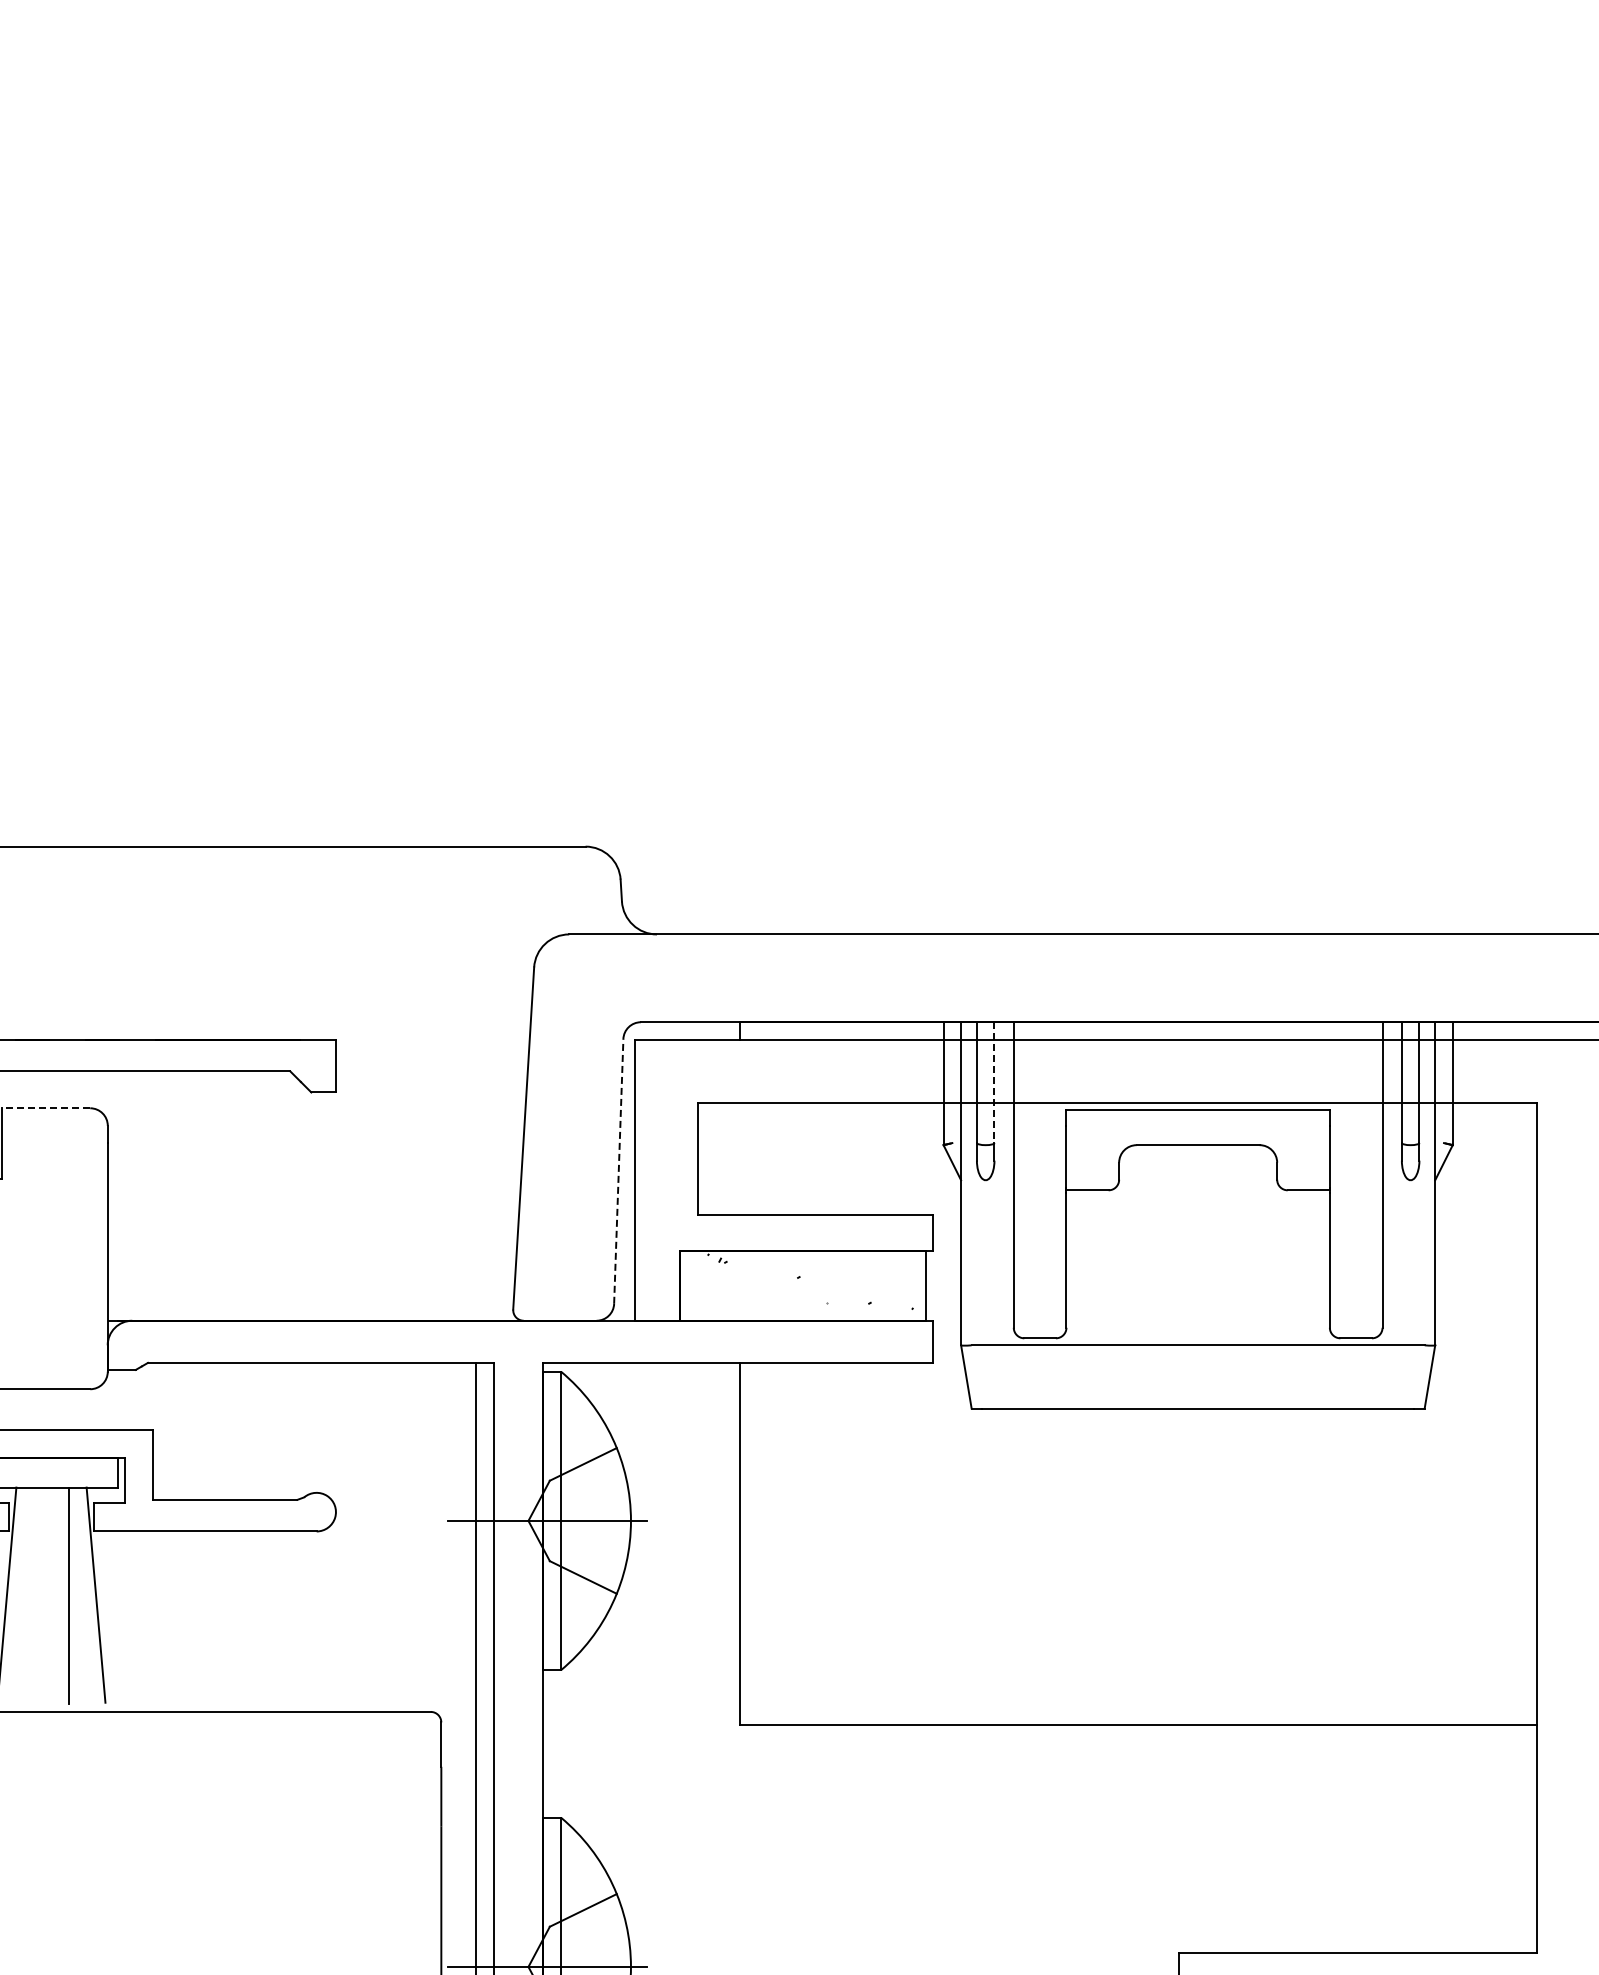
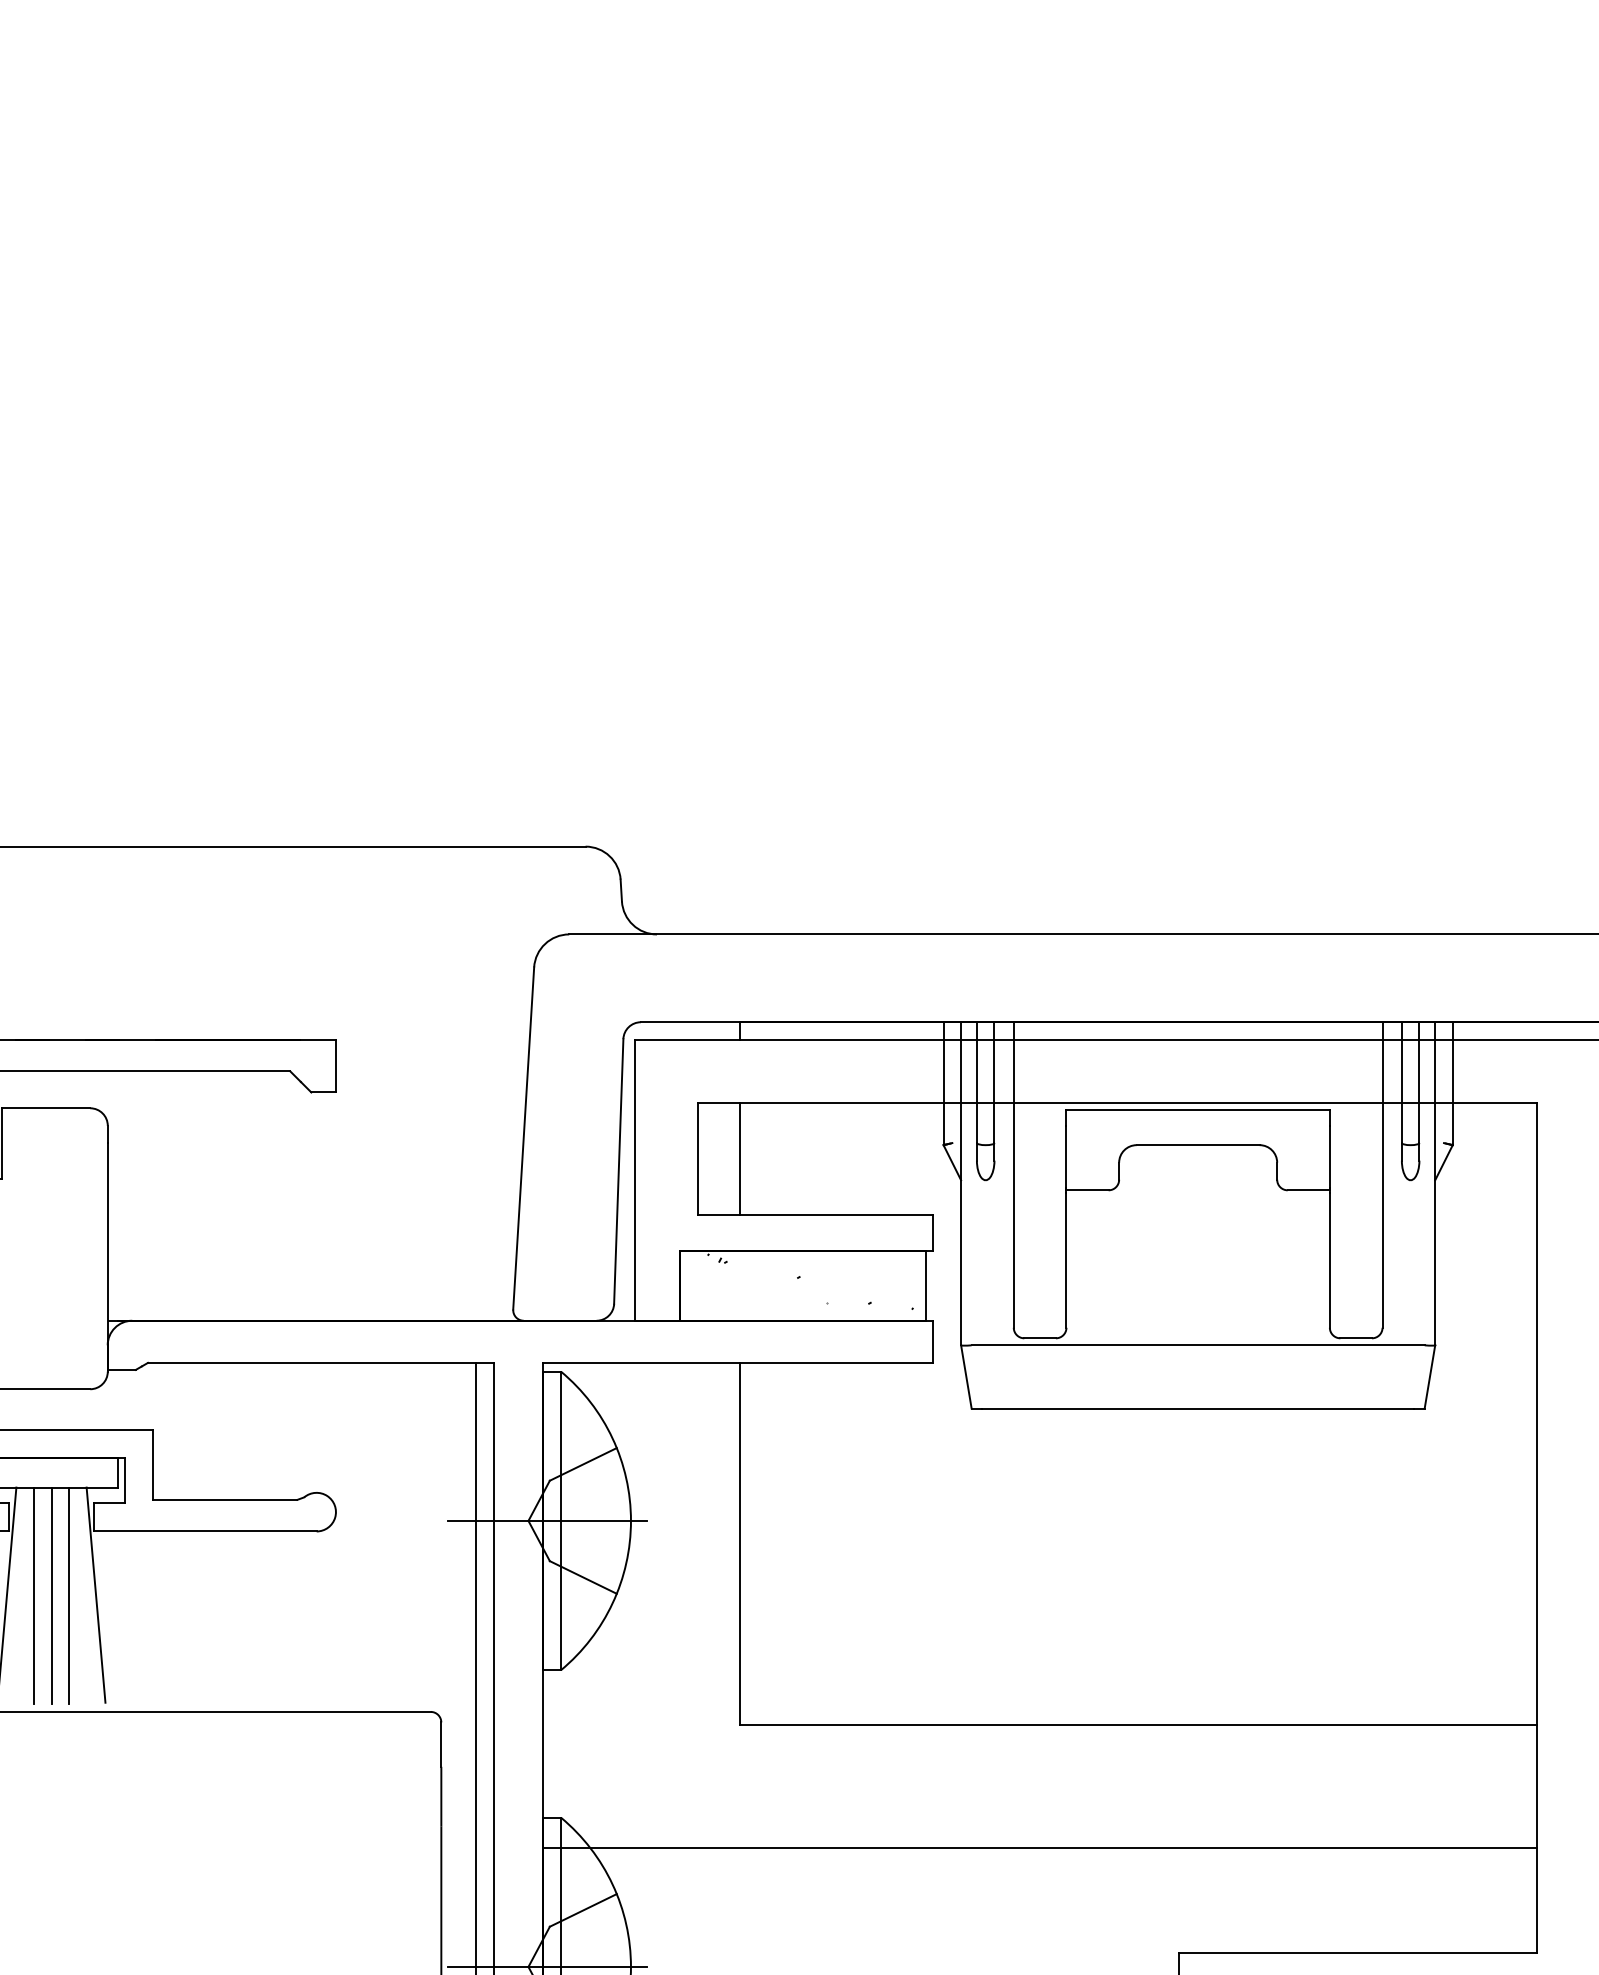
line: dashed -> solid (994, 1083)
line: dashed -> solid (46, 1108)
line: none -> present (740, 1159)
line: dashed -> solid (618, 1171)
line: none -> present (33, 1595)
line: none -> present (51, 1595)
line: none -> present (1040, 1847)
